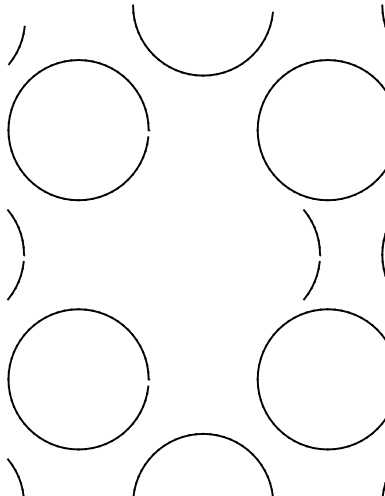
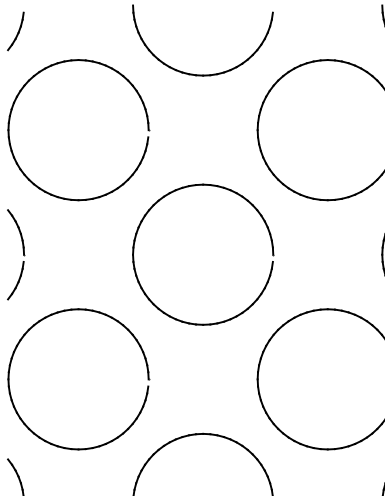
part position: (16, 45) -> (15, 31) (15, 31)
part: none -> present (246, 201)
part: present -> none (319, 254)
